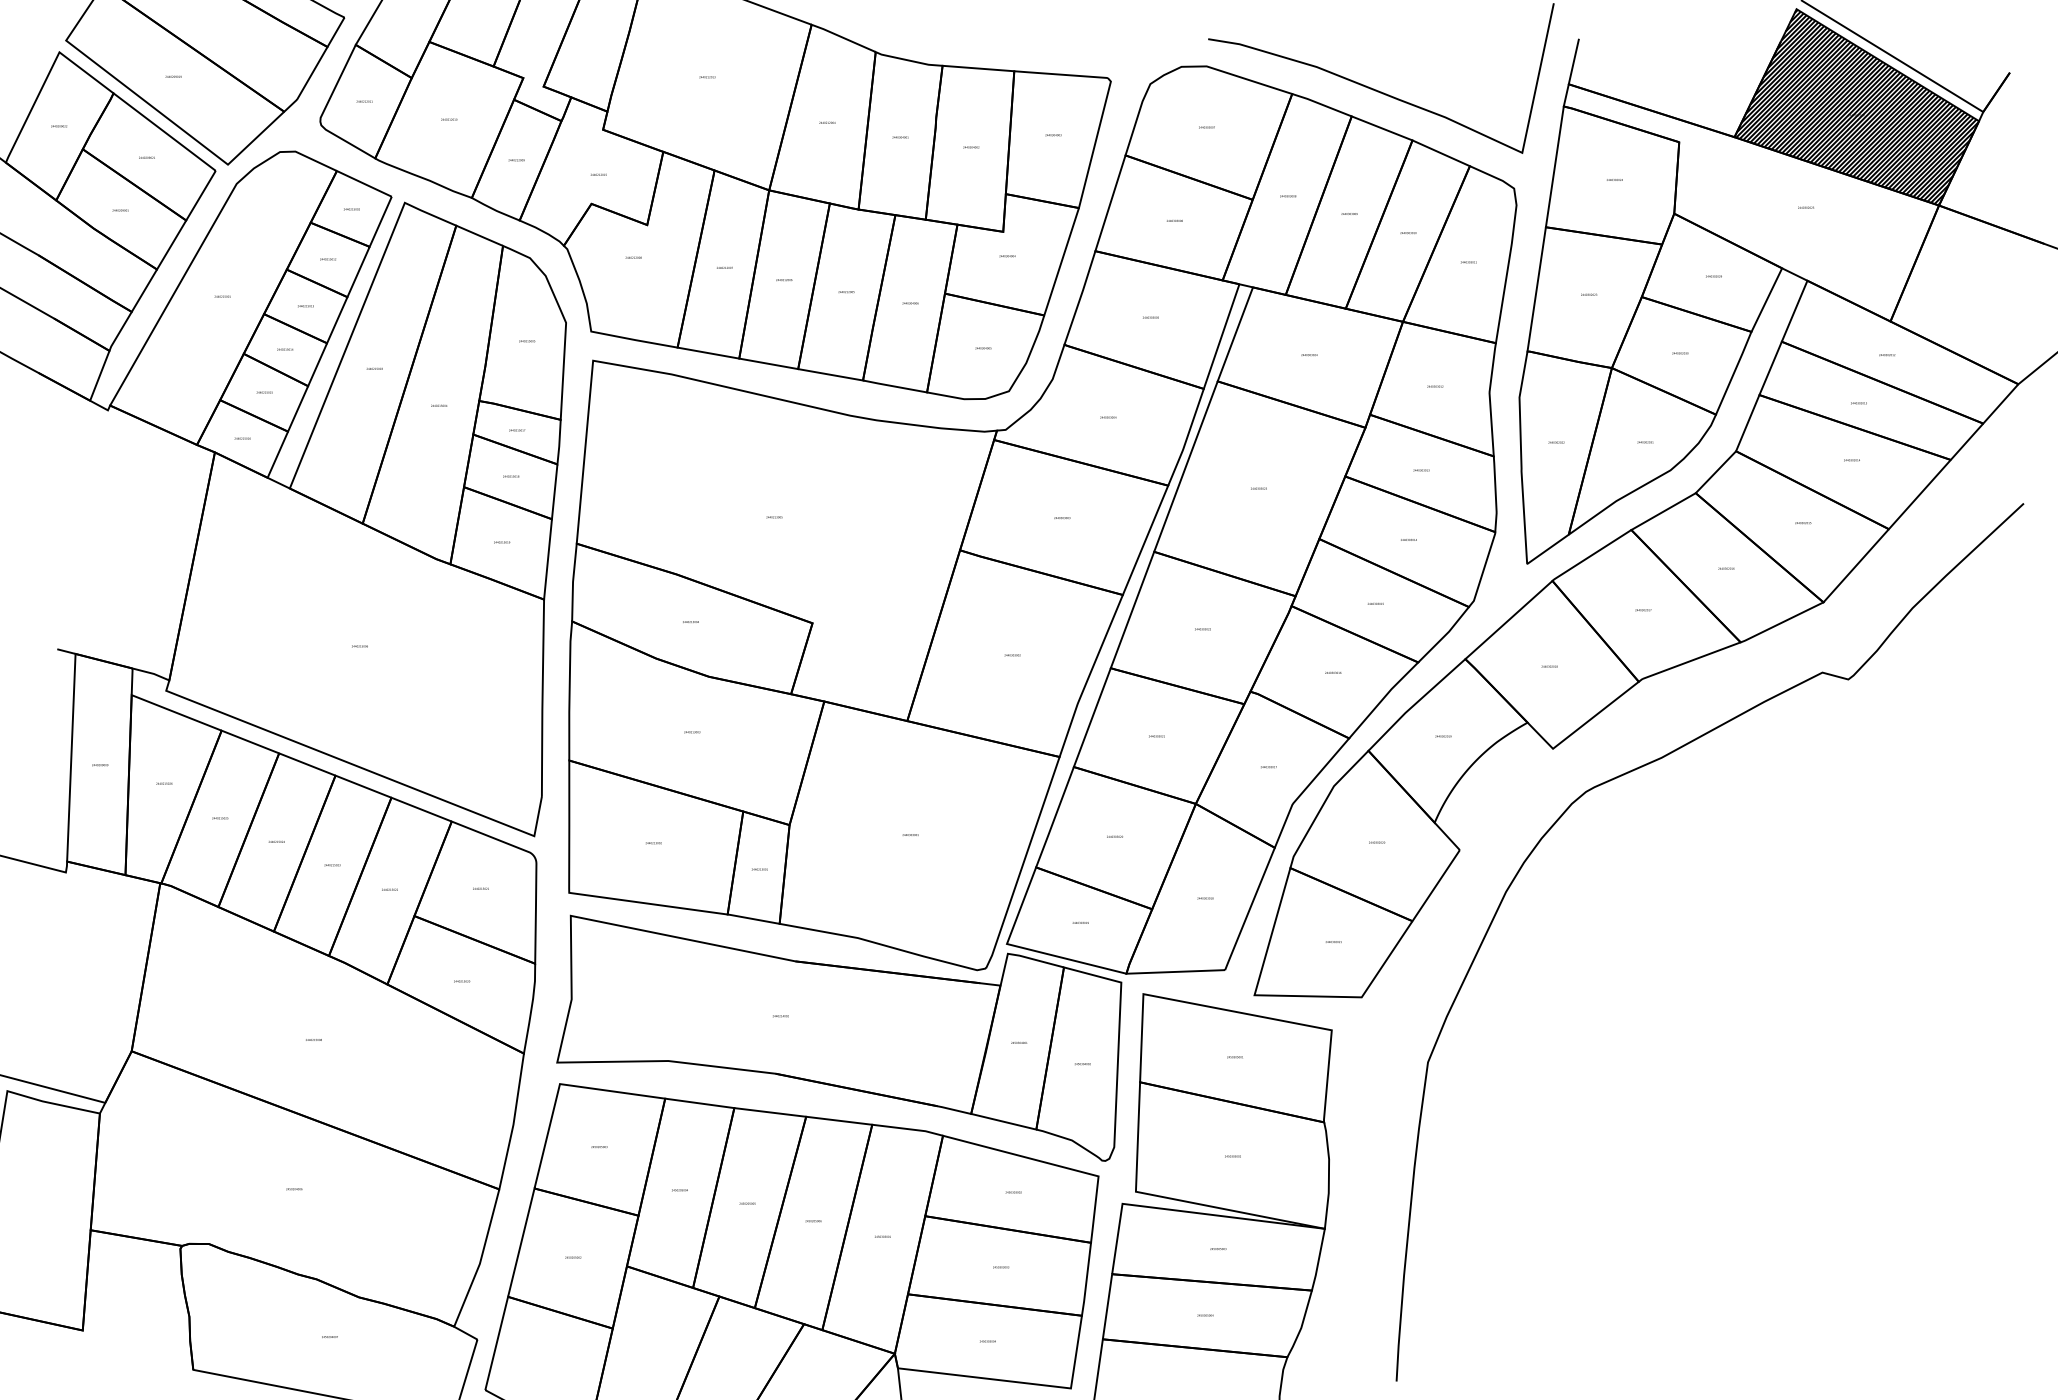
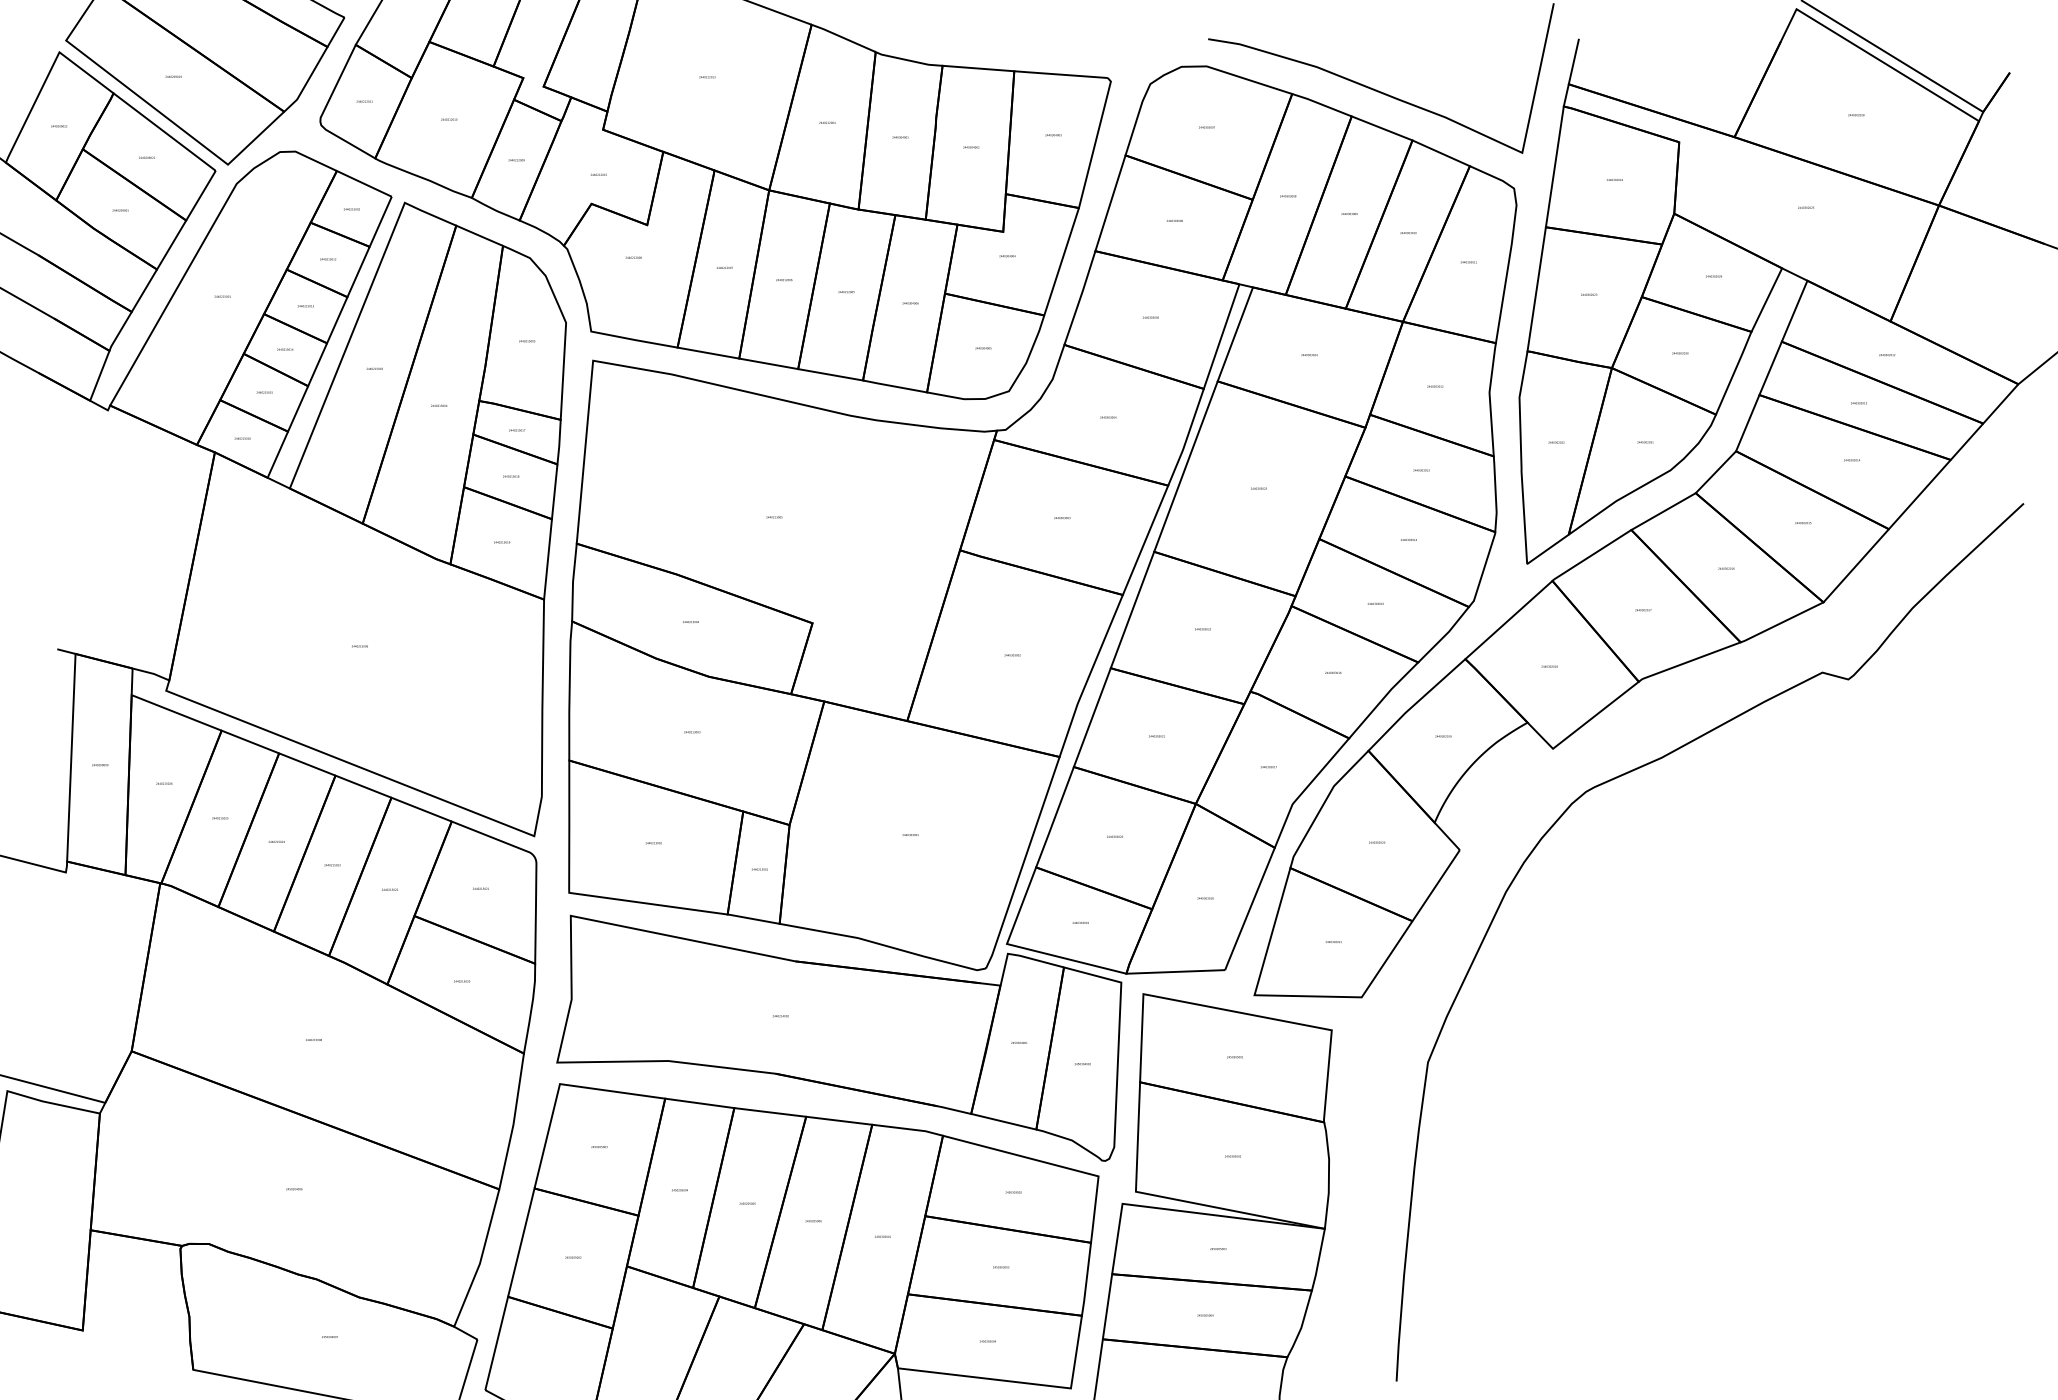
hatch: present -> none (1857, 107)
